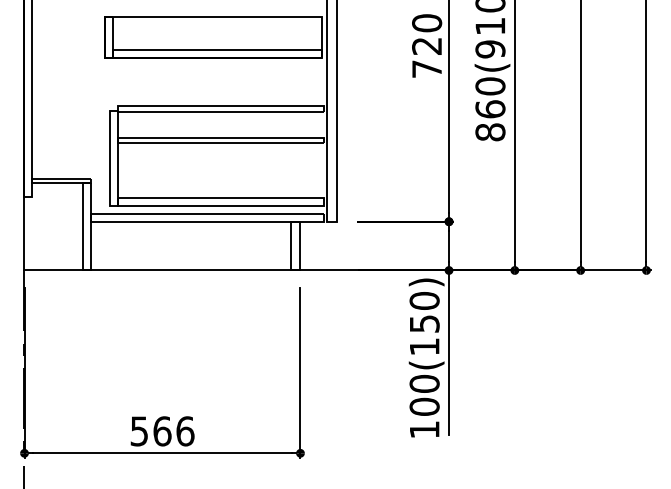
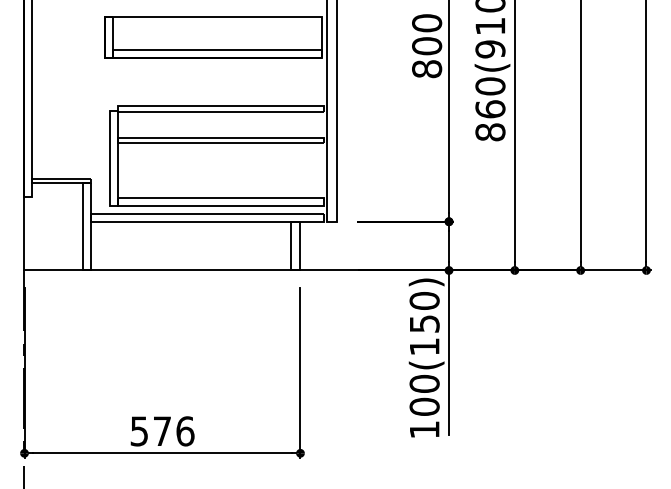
text: 720 -> 800 (427, 57)
text: 566 -> 576 (162, 431)
